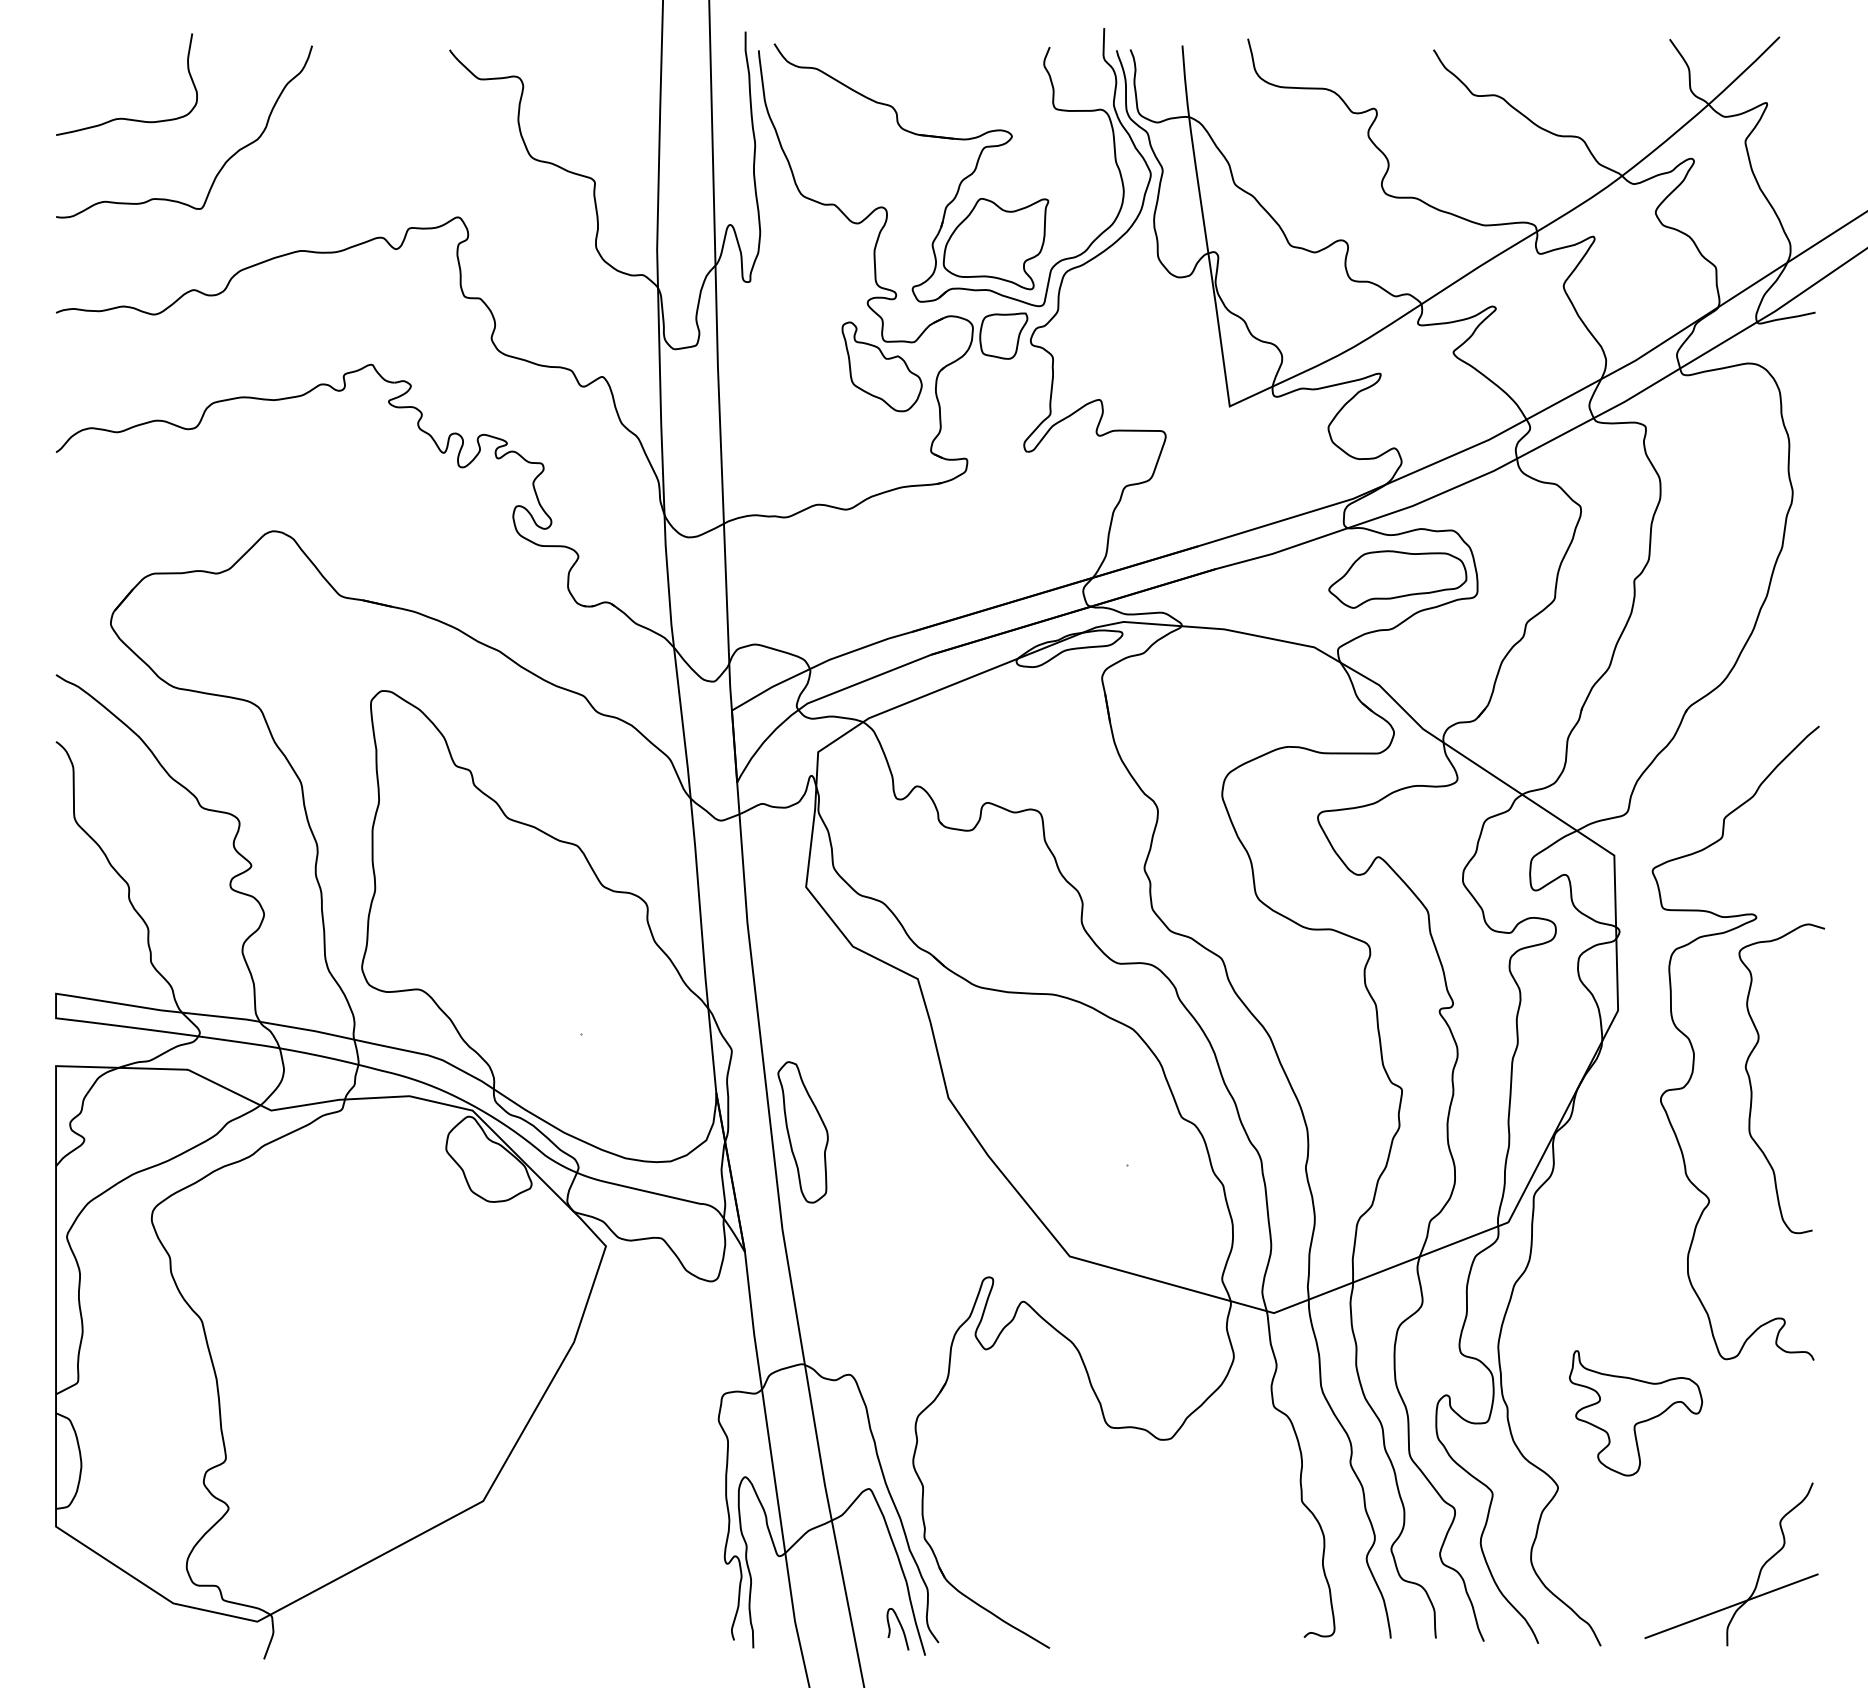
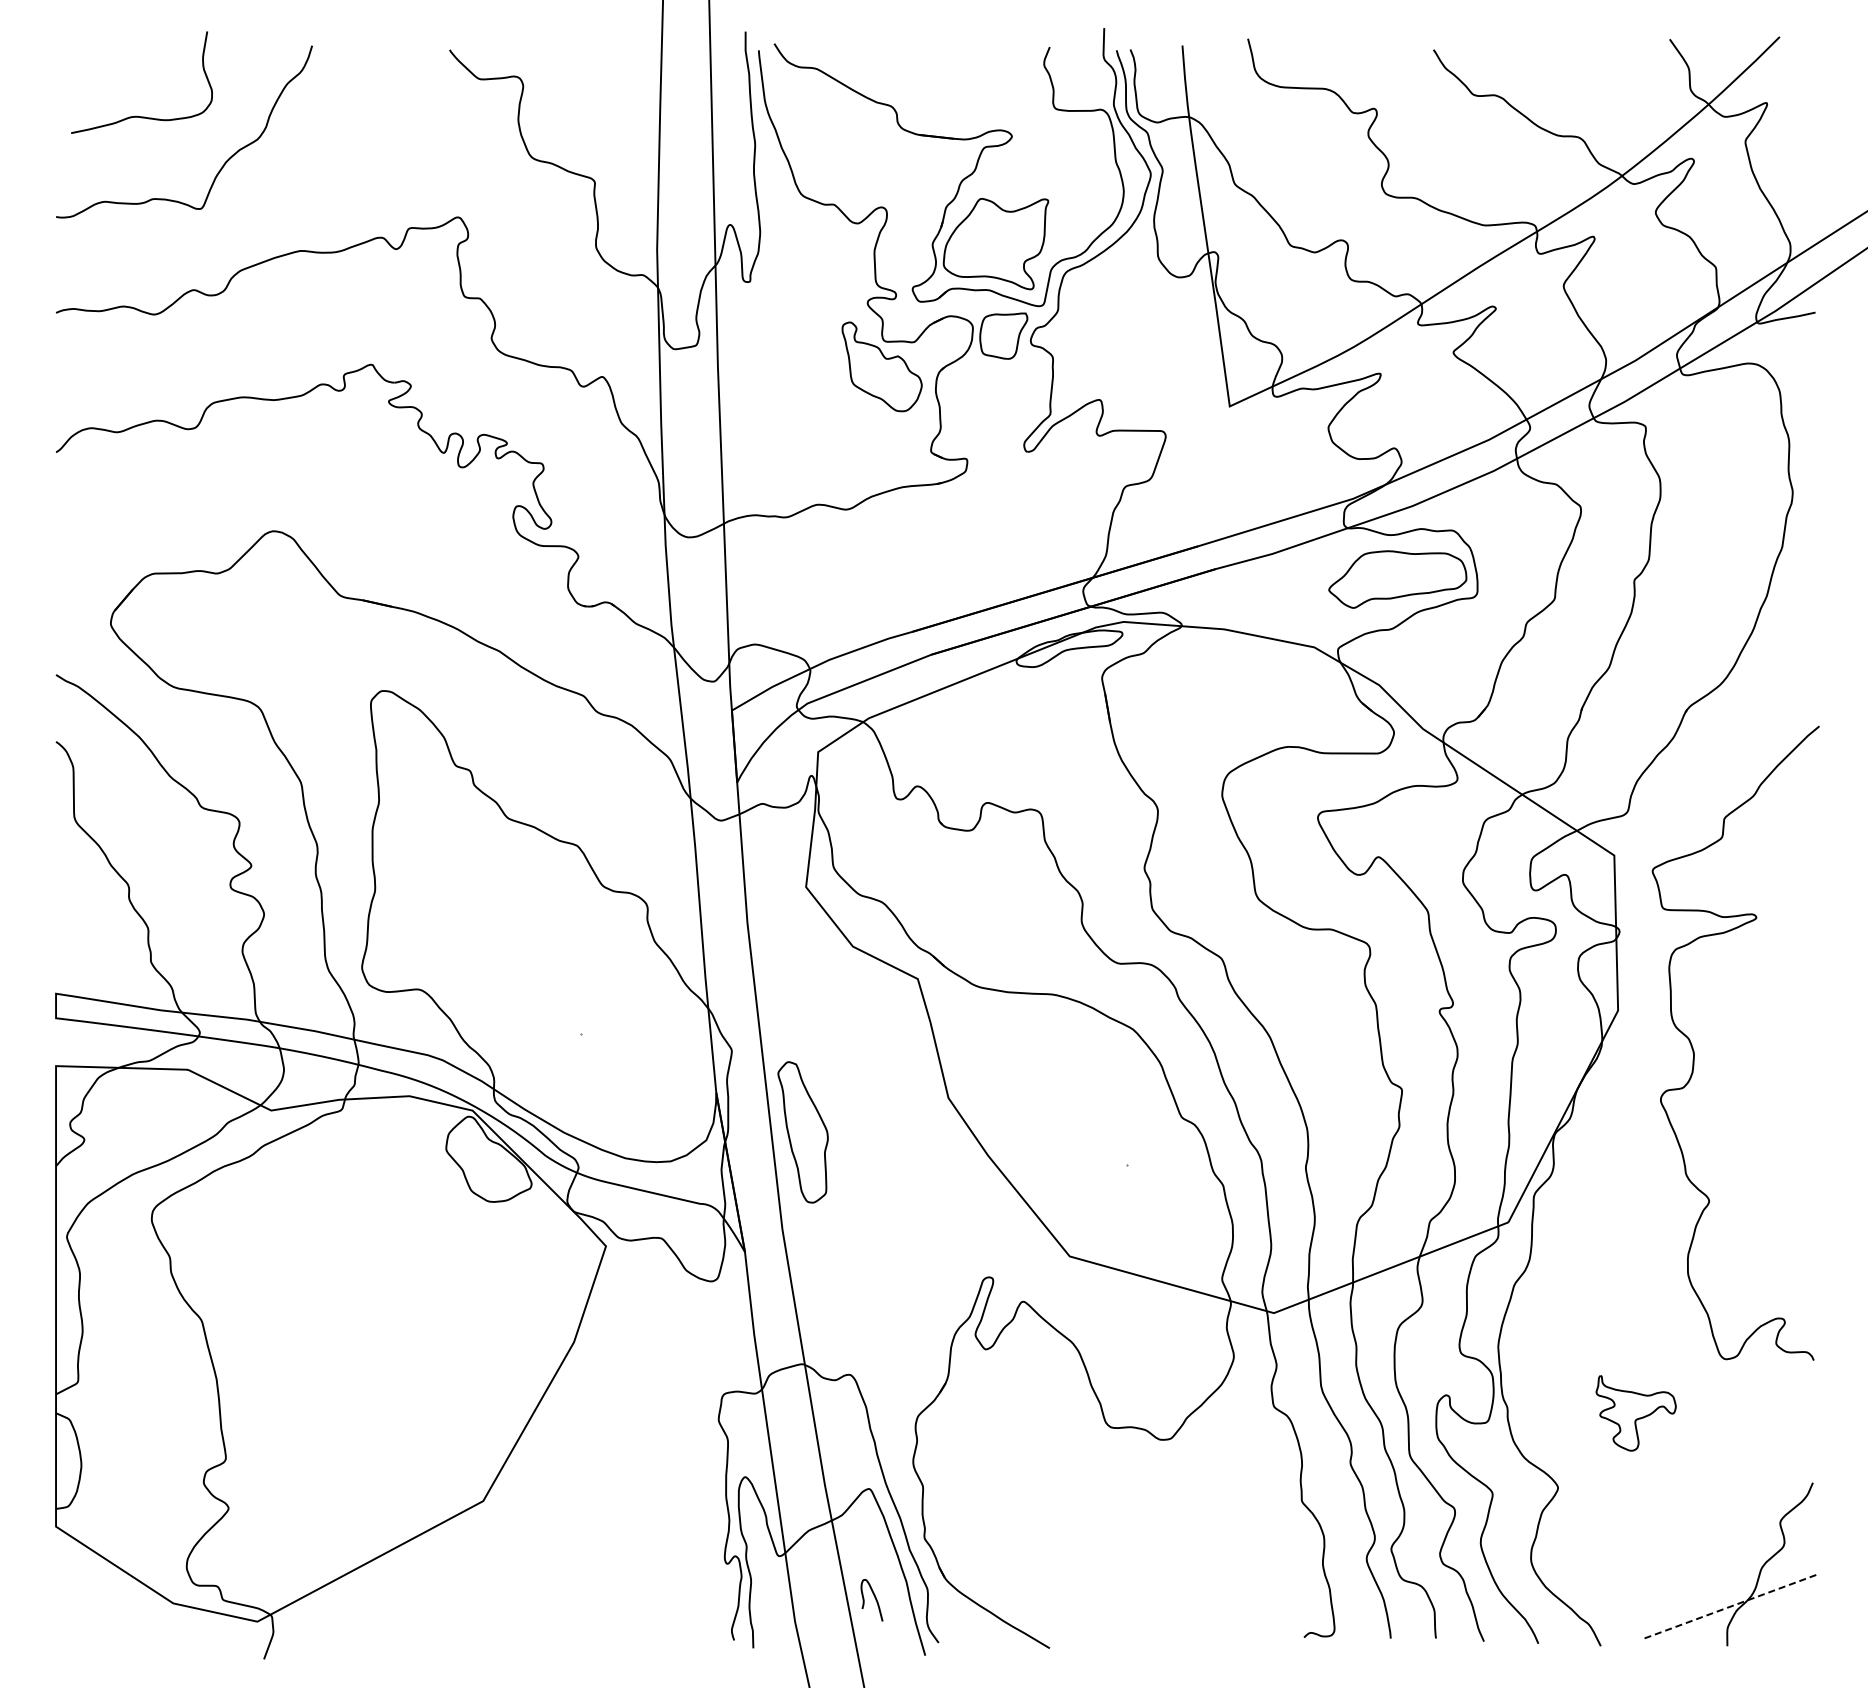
curve position: (121, 117) -> (136, 115) (136, 115)
curve: present -> none (1751, 1083)
part size: 135x127 px -> 82x77 px (1635, 1413)
line: solid -> dashed (1731, 1606)
curve position: (900, 1627) -> (874, 1598) (874, 1598)
